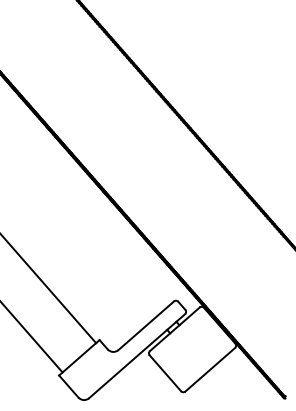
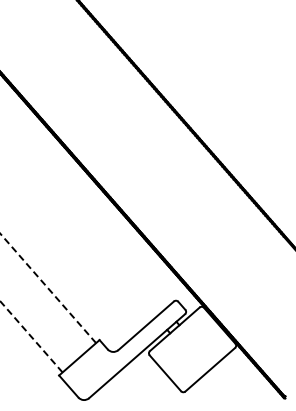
line: solid -> dashed (48, 288)
line: solid -> dashed (31, 336)
